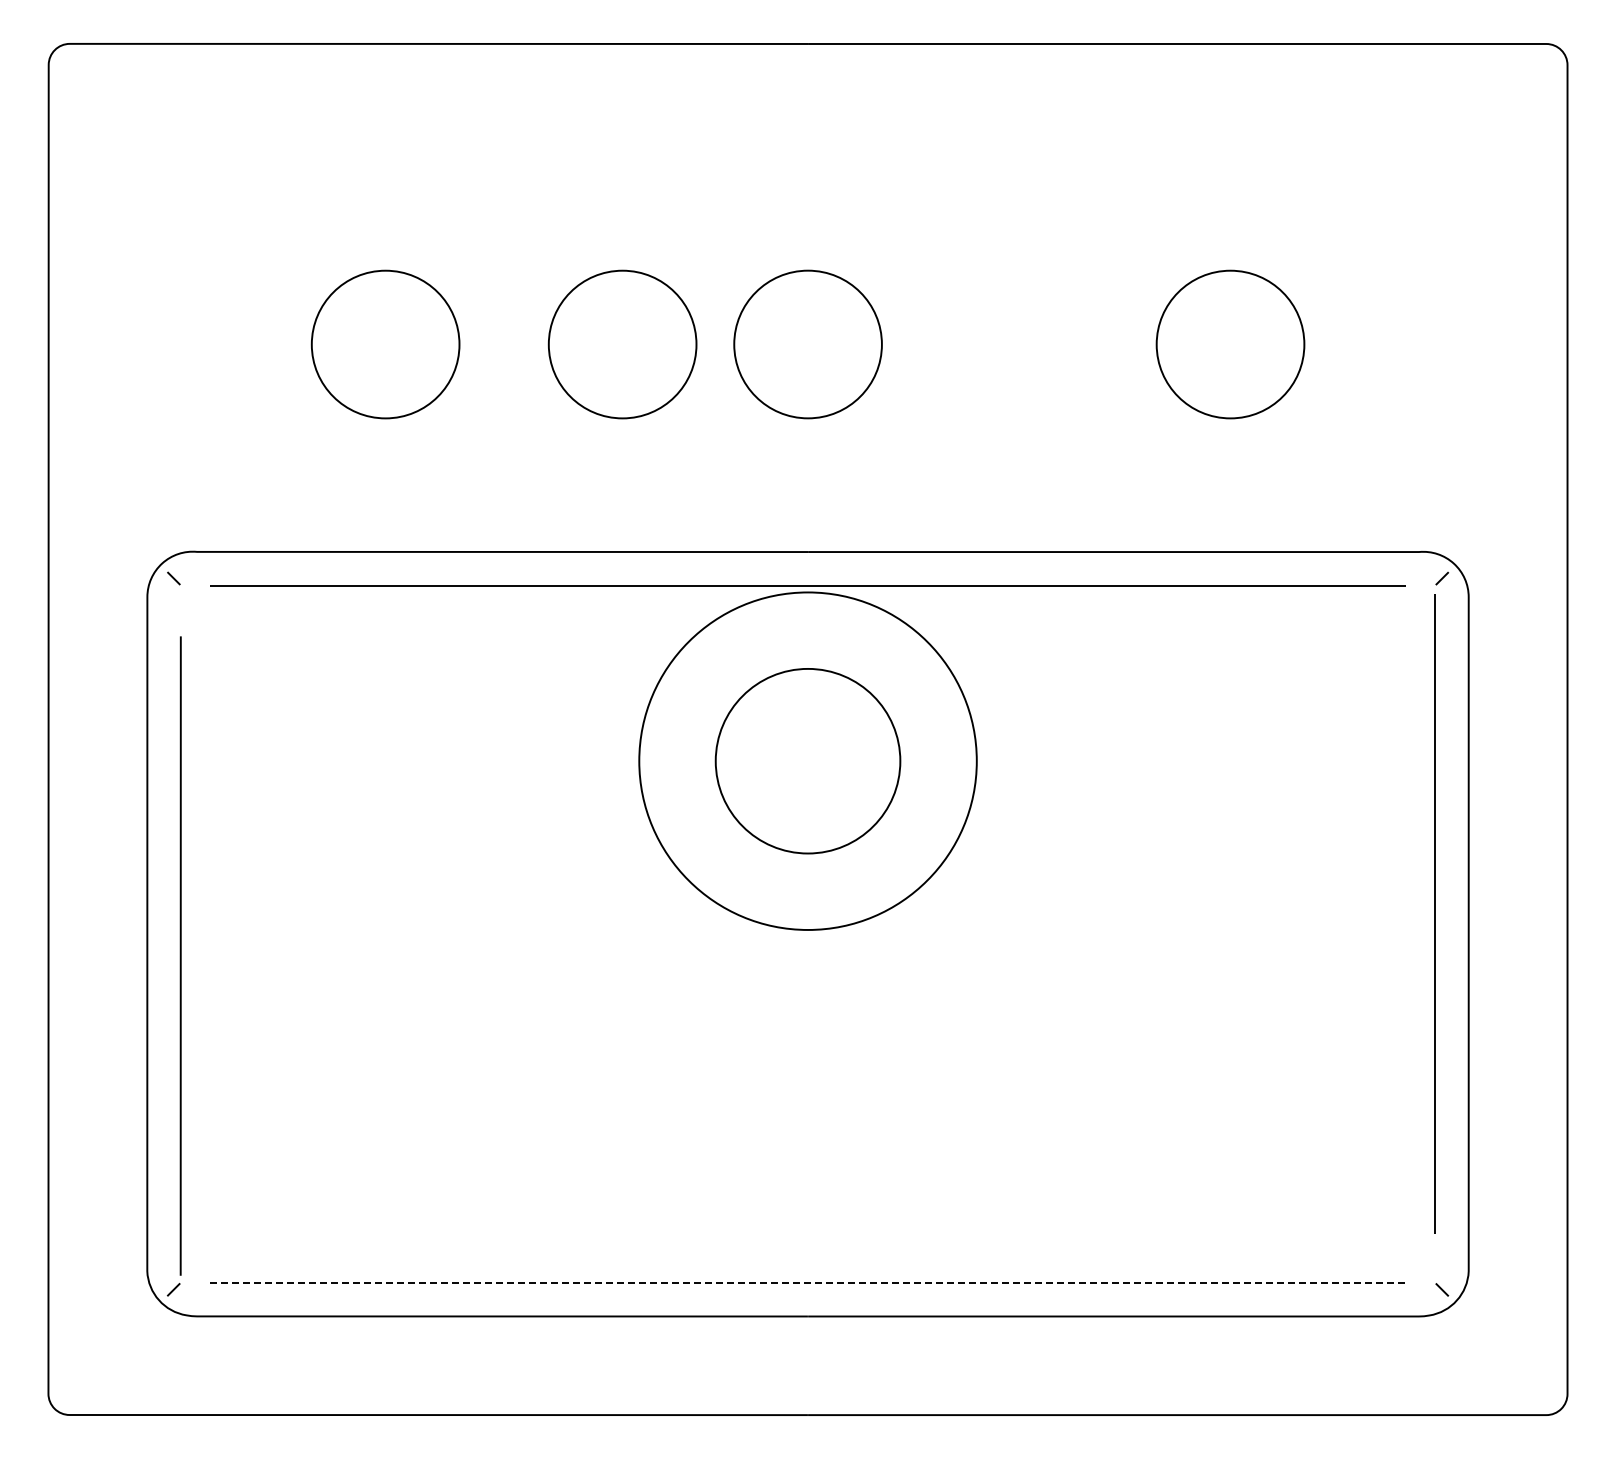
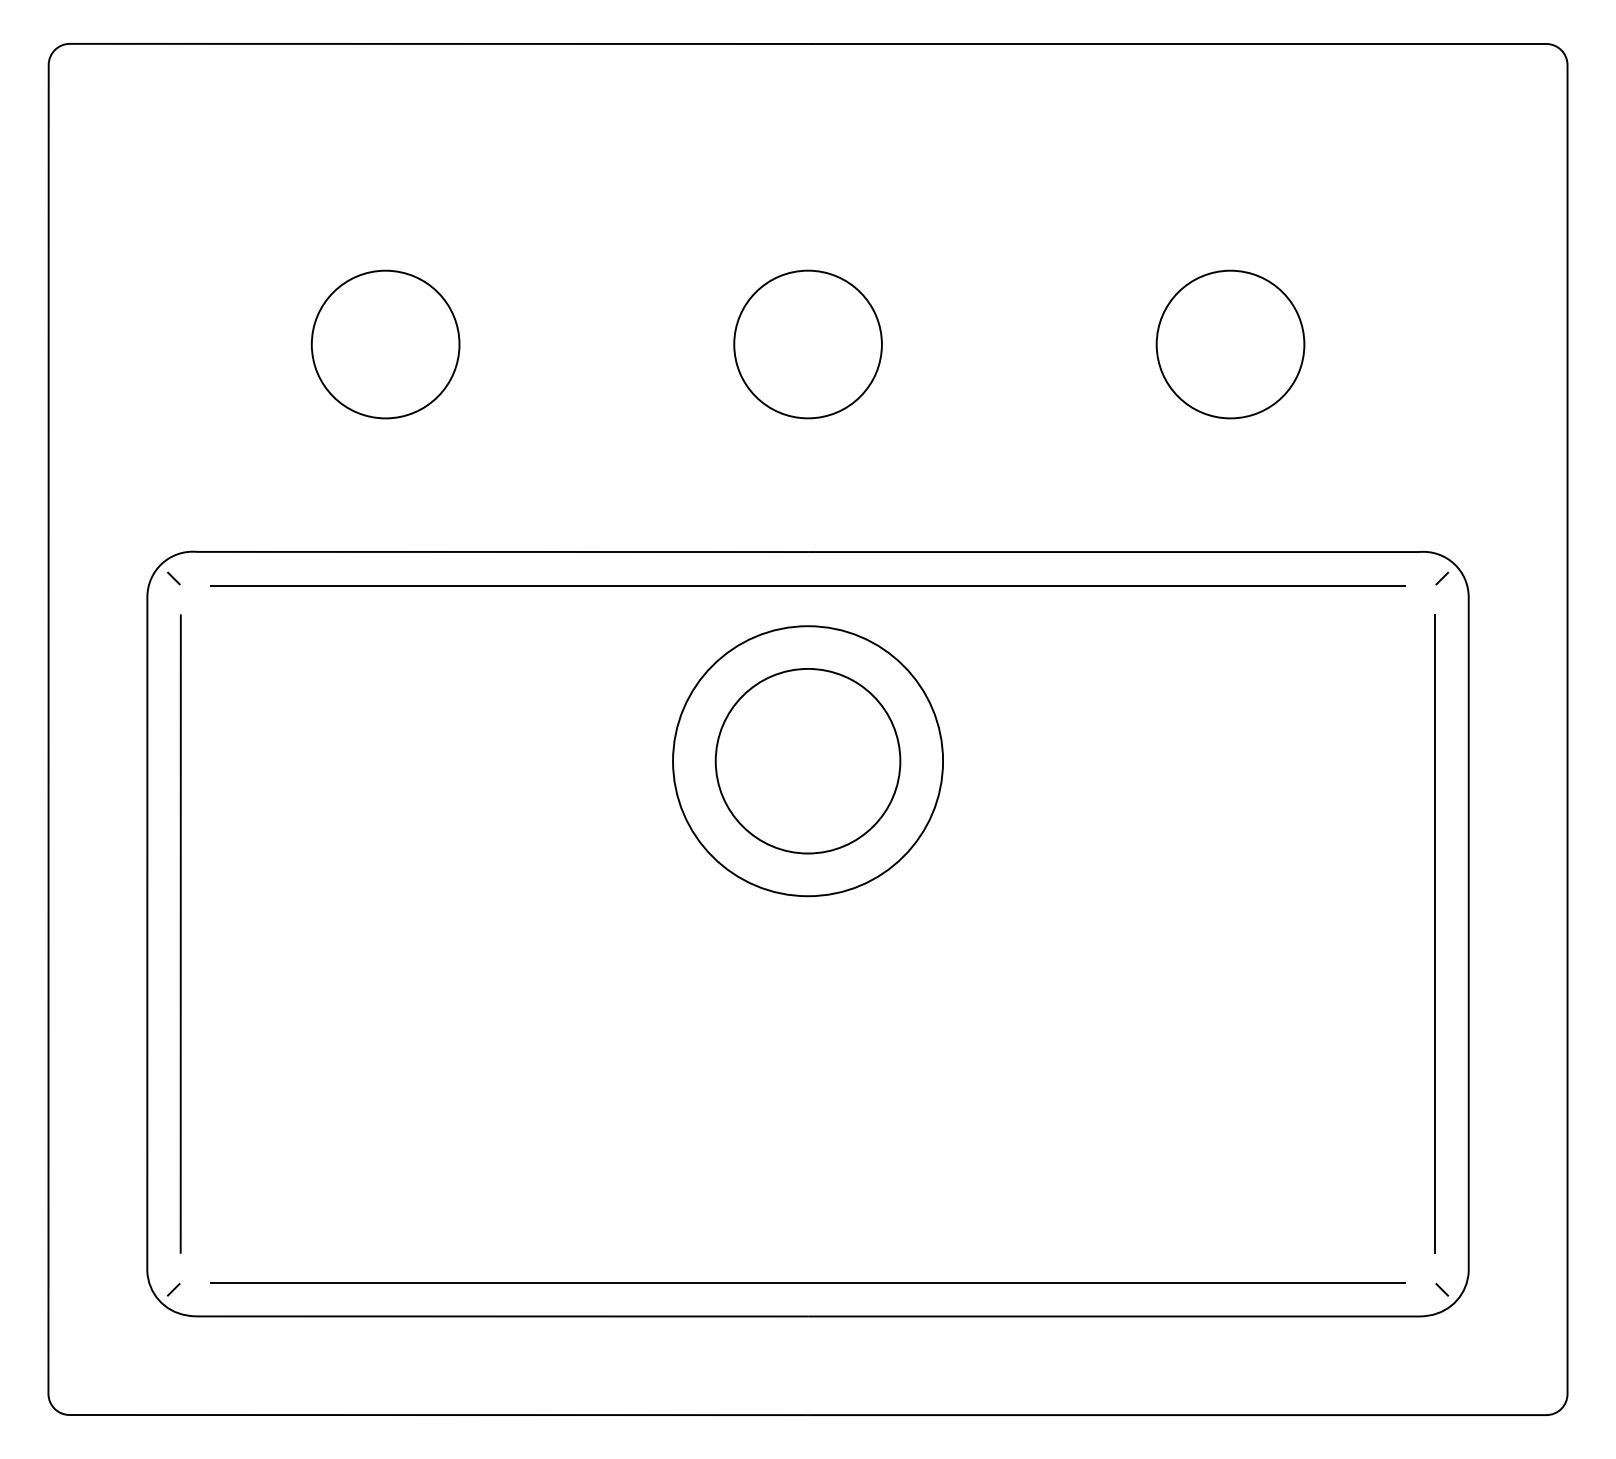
circle: present -> none (622, 344)
circle diameter: 338 px -> 270 px (808, 761)
line position: (1434, 913) -> (1434, 933) (1434, 933)
line position: (180, 955) -> (180, 933) (180, 933)
line: dashed -> solid (808, 1283)
